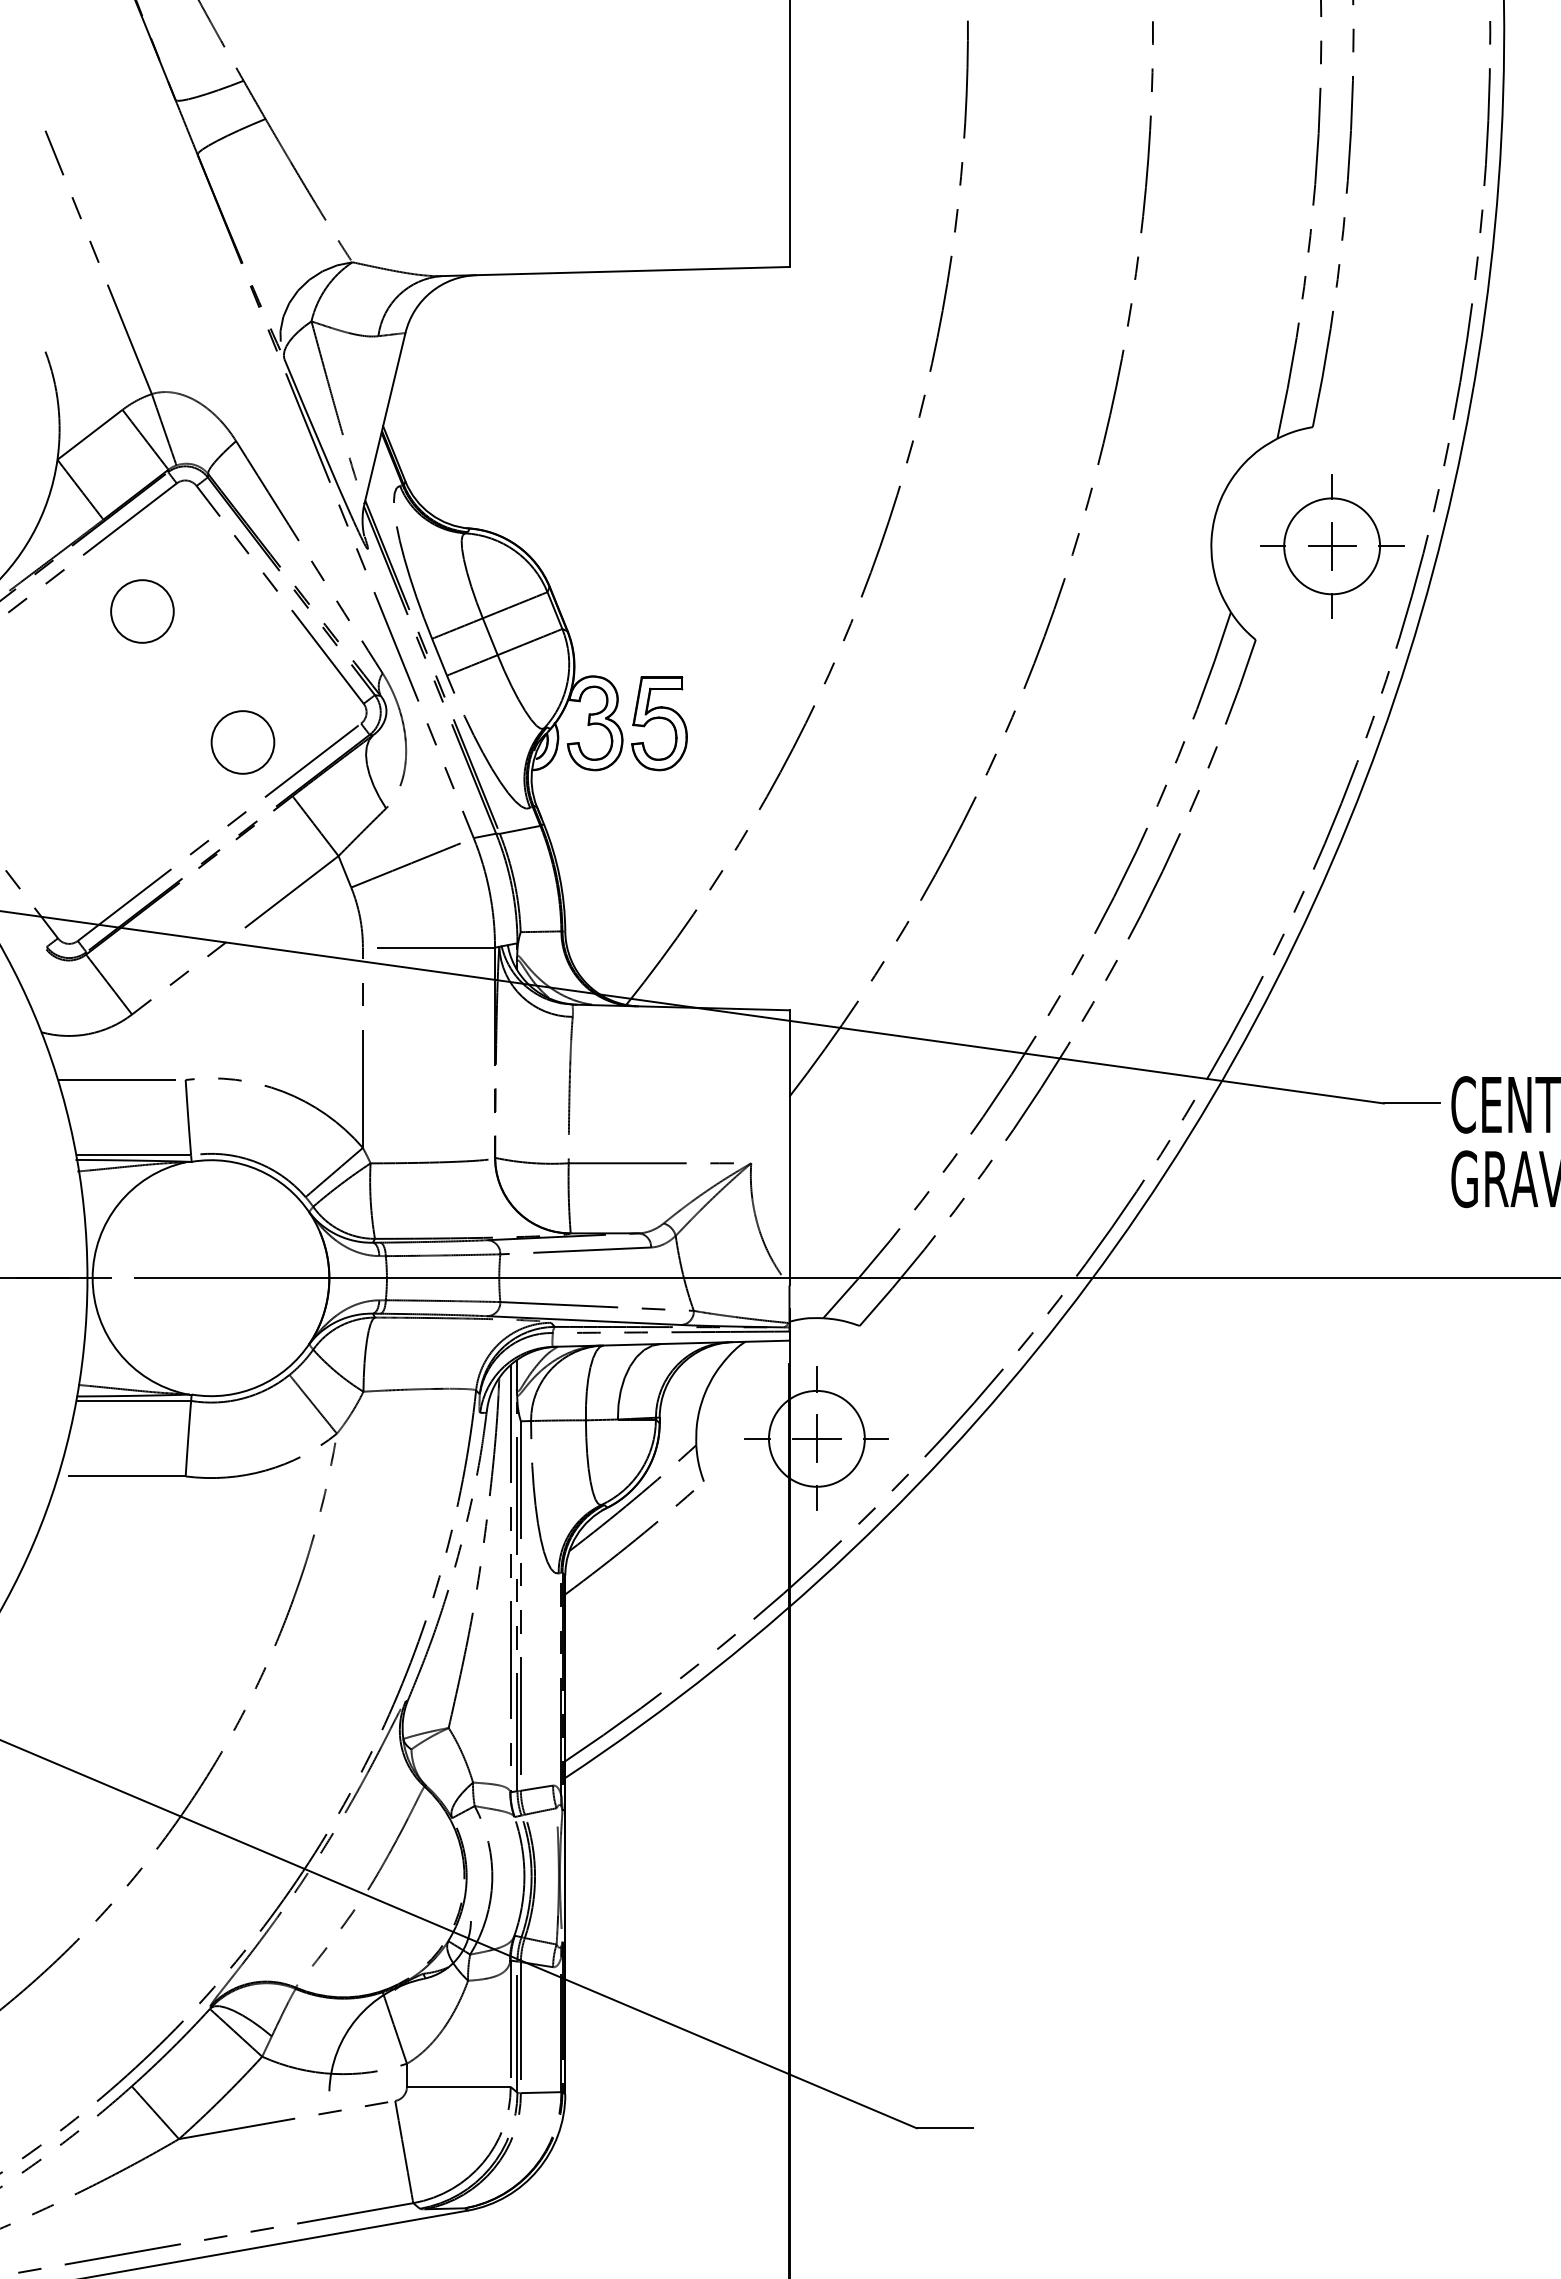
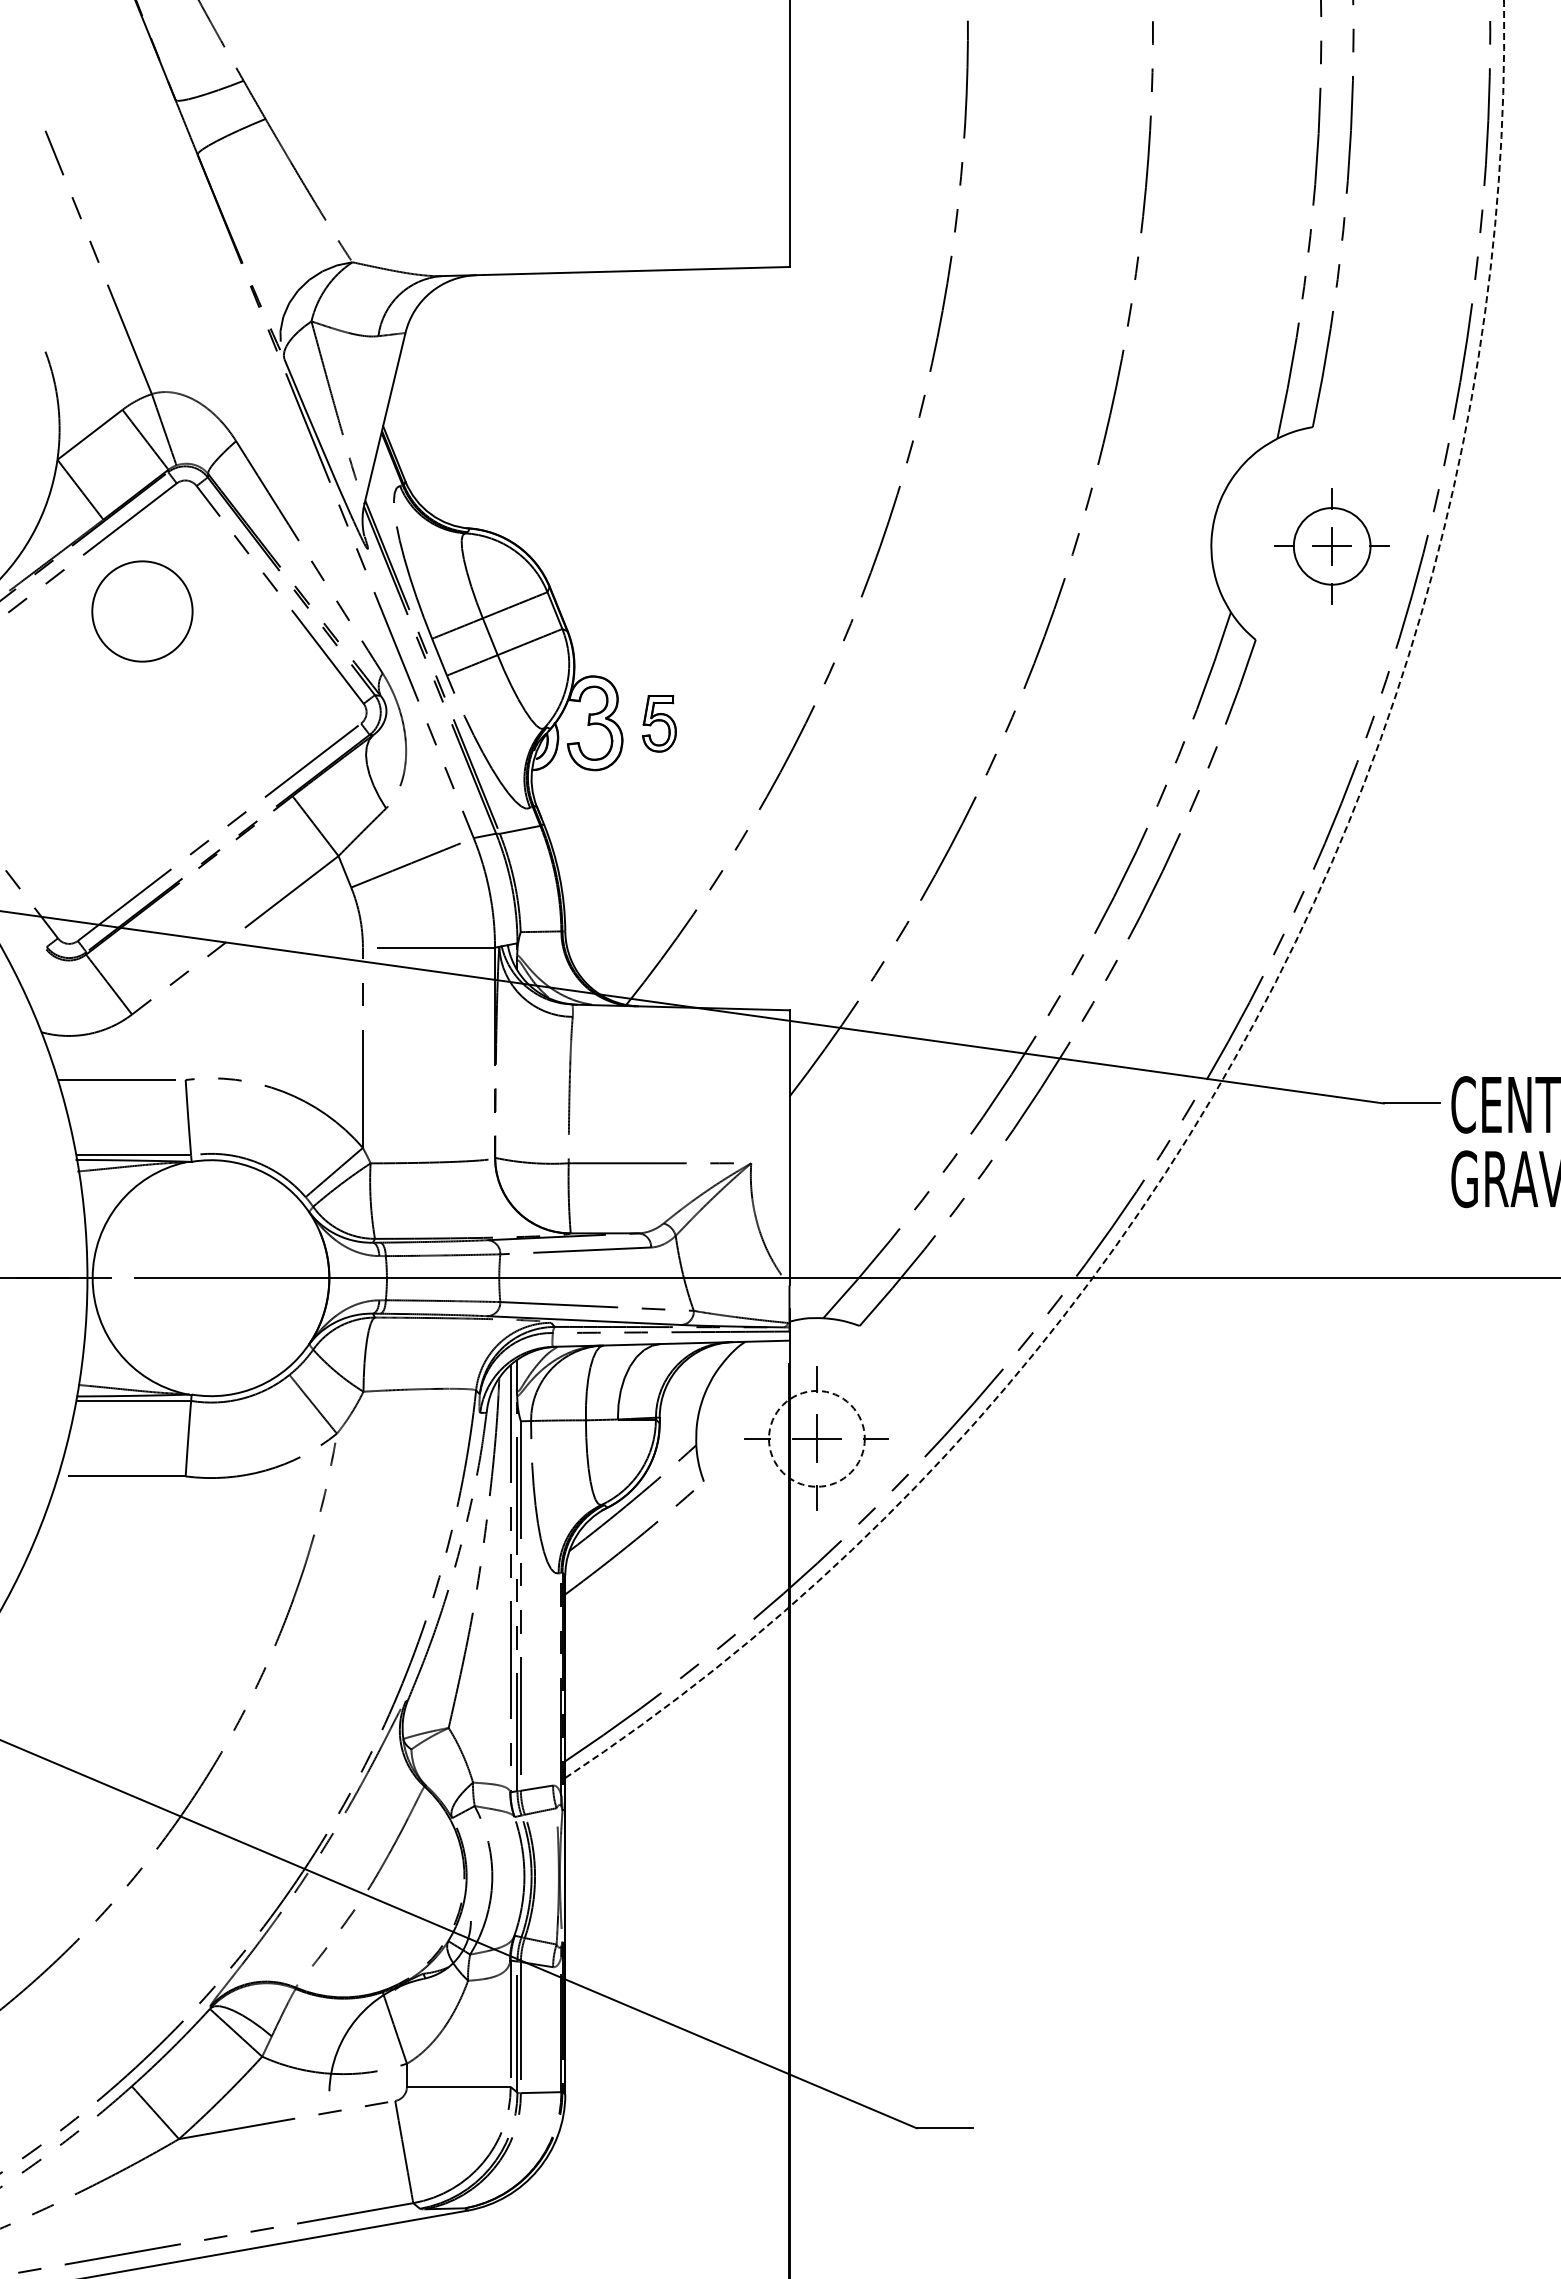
part size: 145x145 px -> 116x117 px (1331, 546)
circle diameter: 63 px -> 100 px (142, 611)
part size: 57x96 px -> 35x58 px (659, 723)
circle: present -> none (242, 742)
arc: solid -> dashed (1261, 1009)
circle: solid -> dashed (816, 1438)
